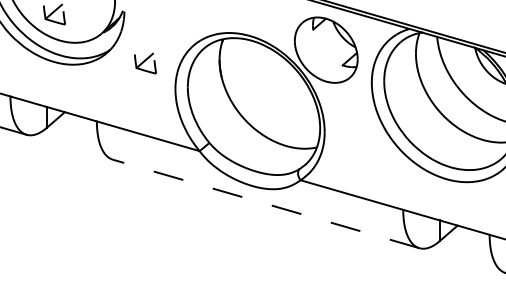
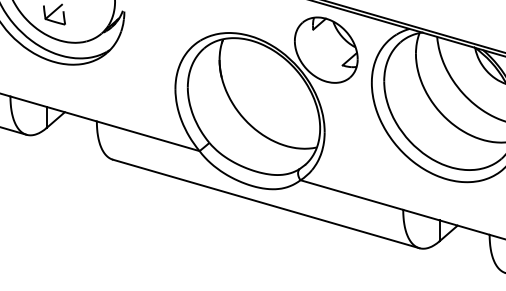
part: present -> none (145, 63)
line: dashed -> solid (265, 203)
